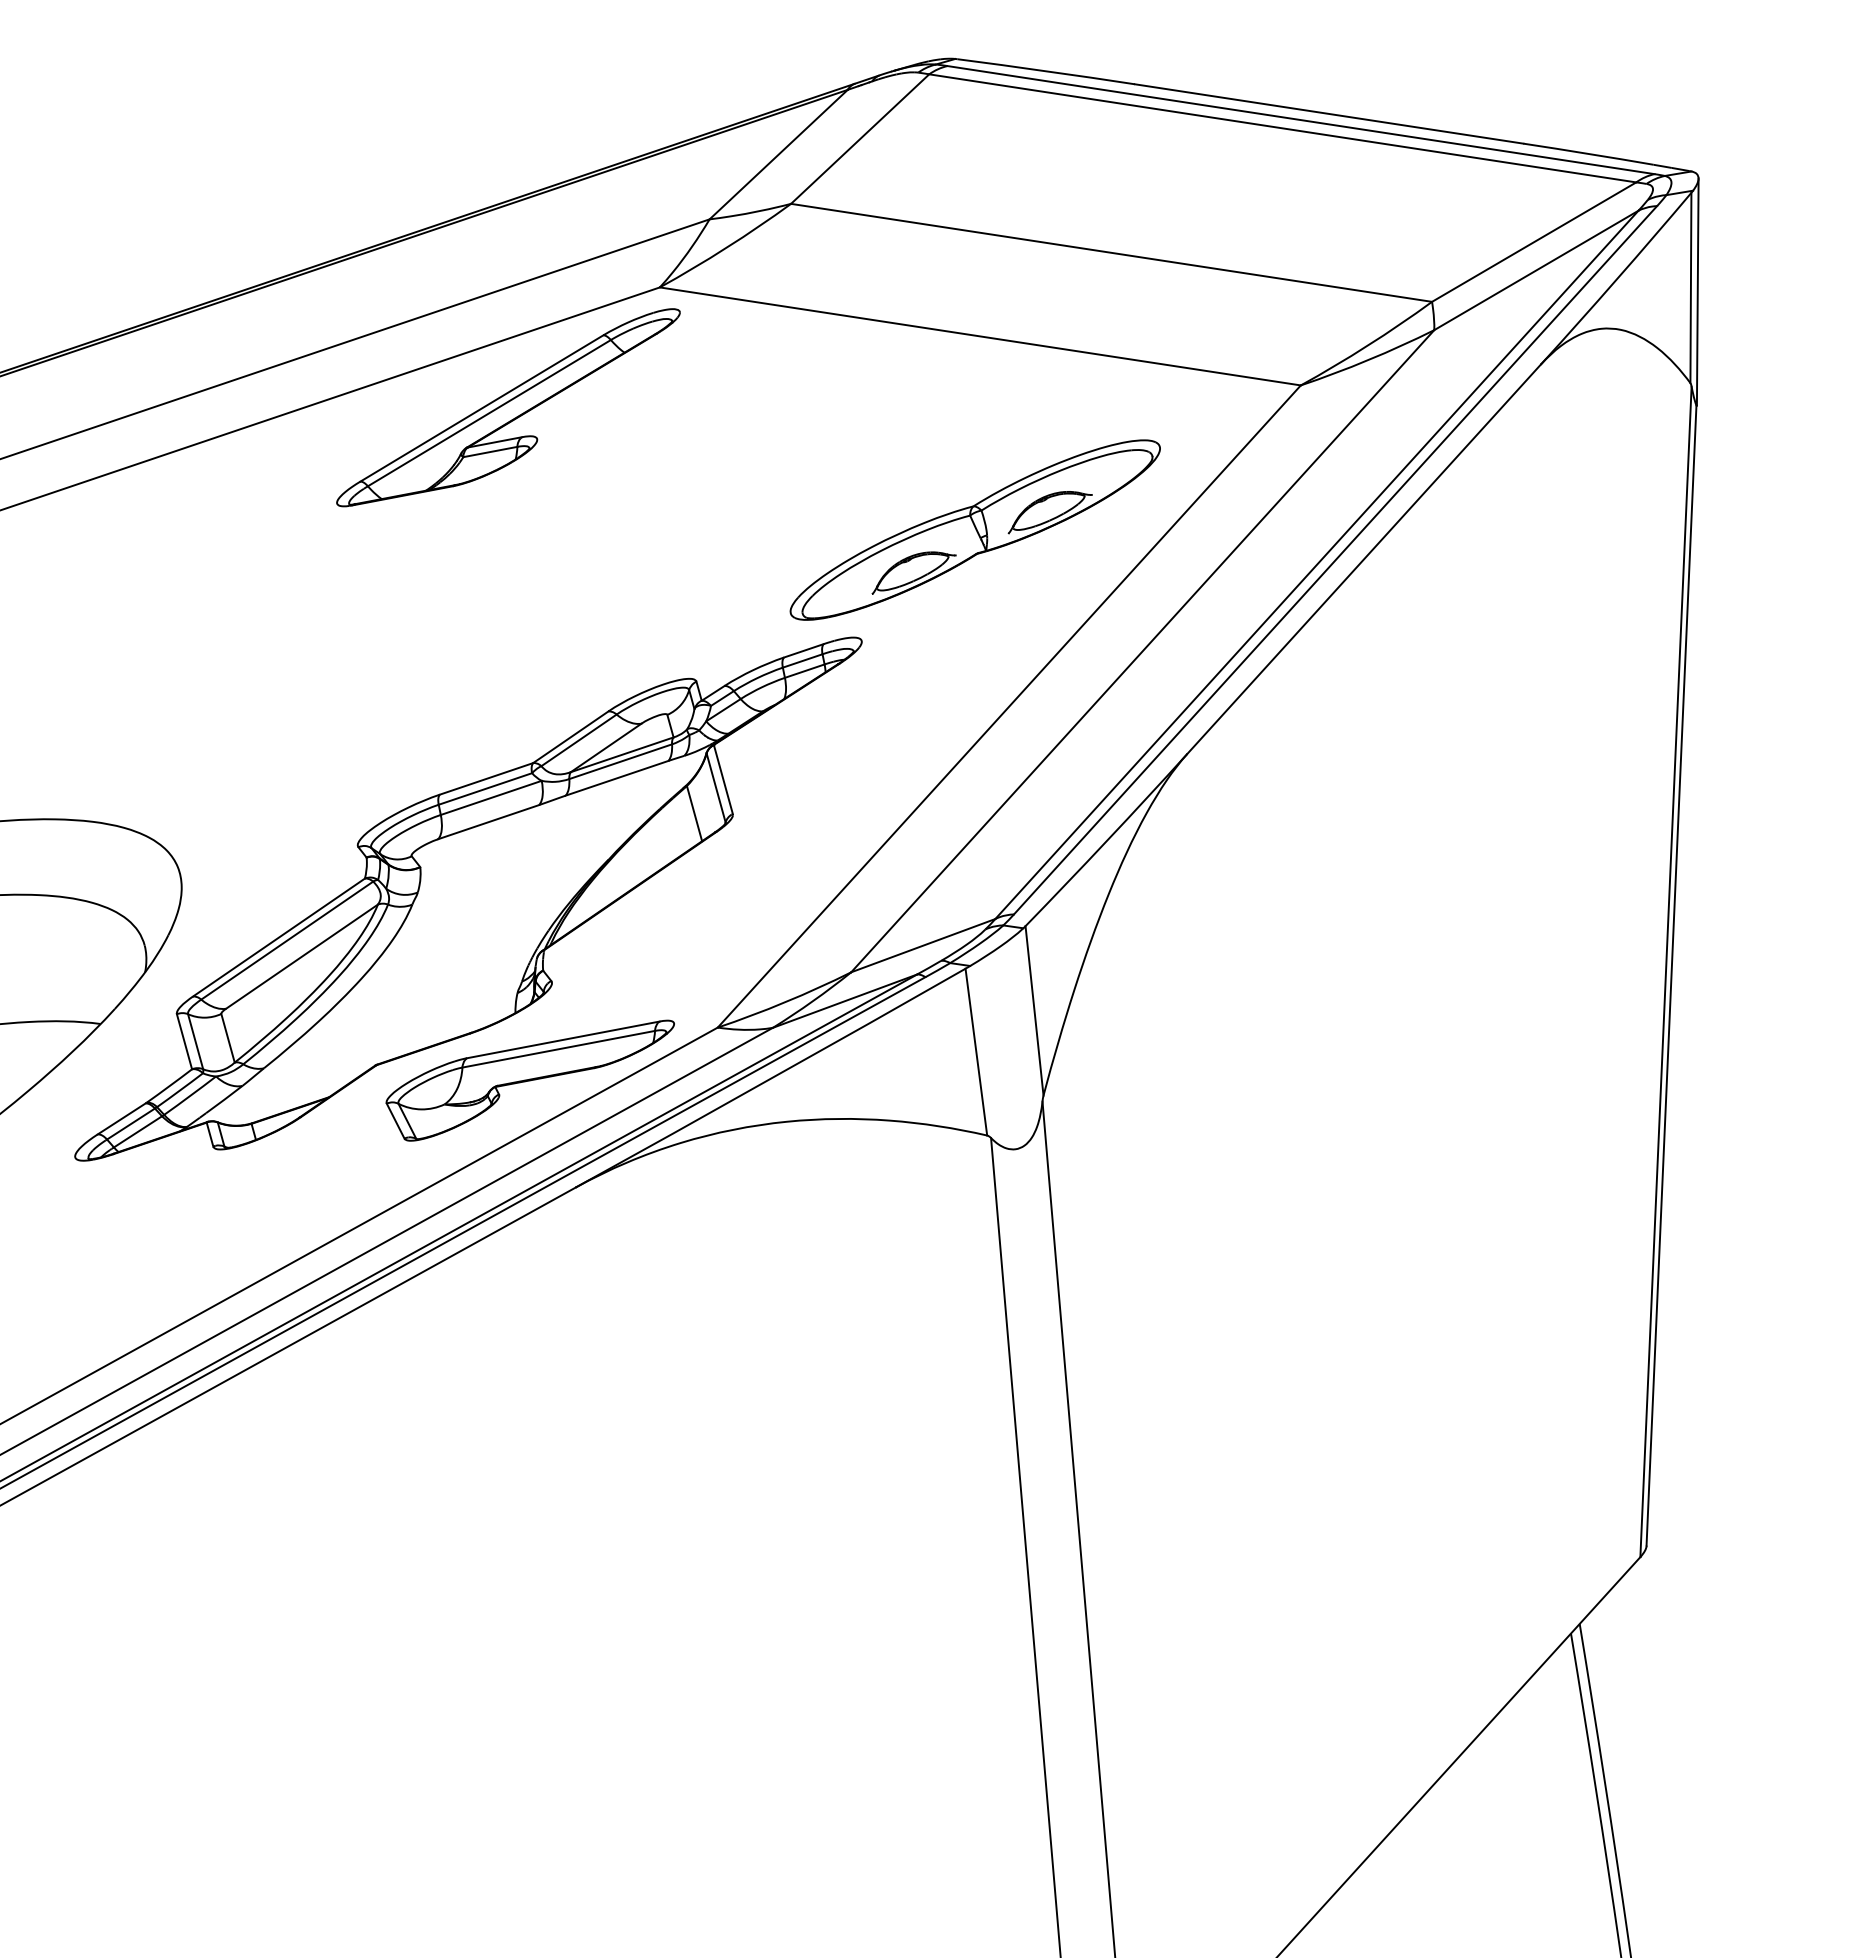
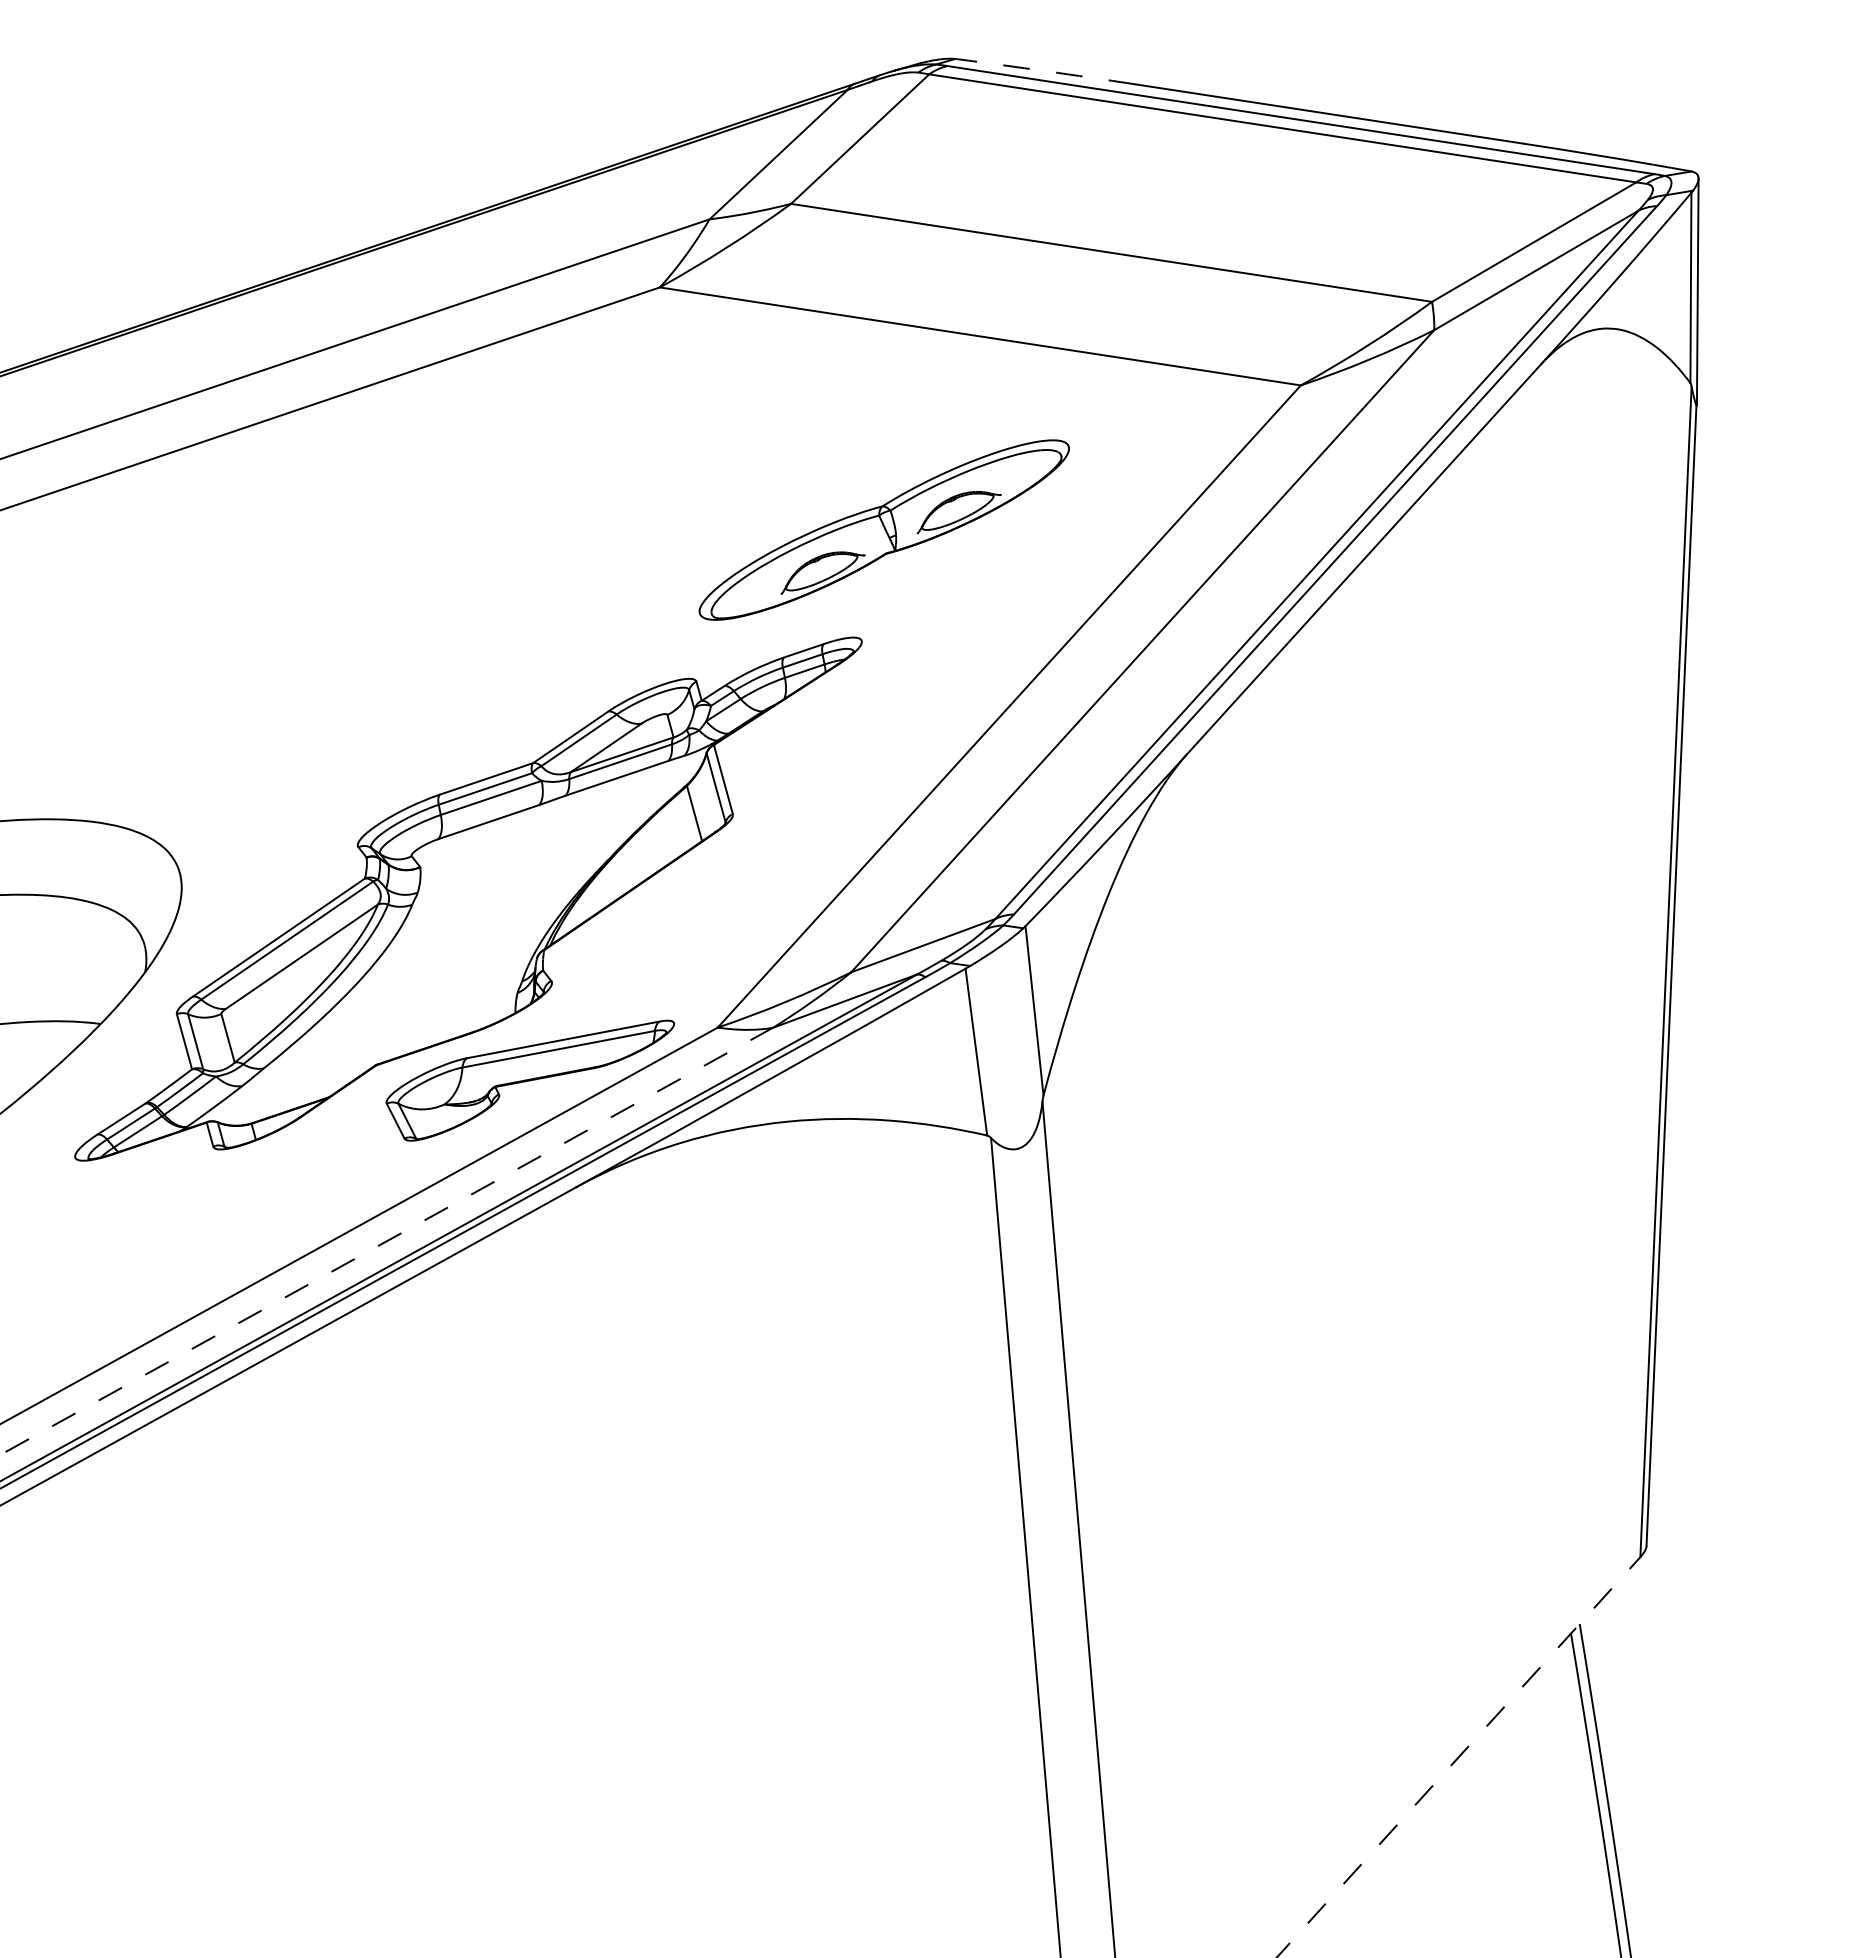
arc: solid -> dashed (1046, 71)
part: present -> none (508, 407)
part position: (974, 529) -> (883, 529) (883, 529)
line: solid -> dashed (387, 1241)
line: solid -> dashed (1458, 1756)
